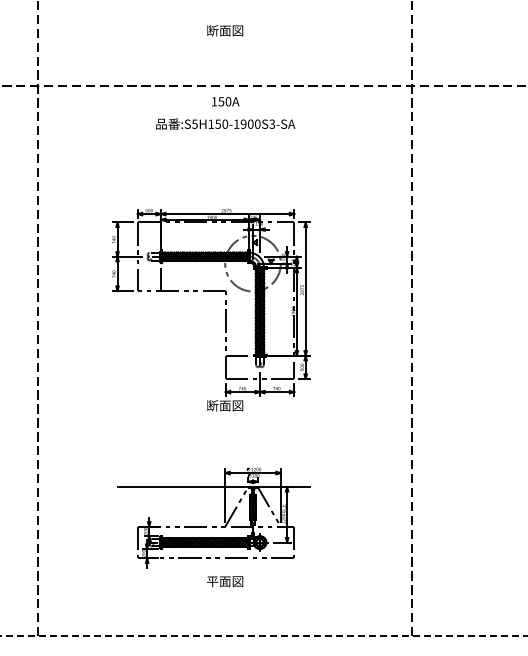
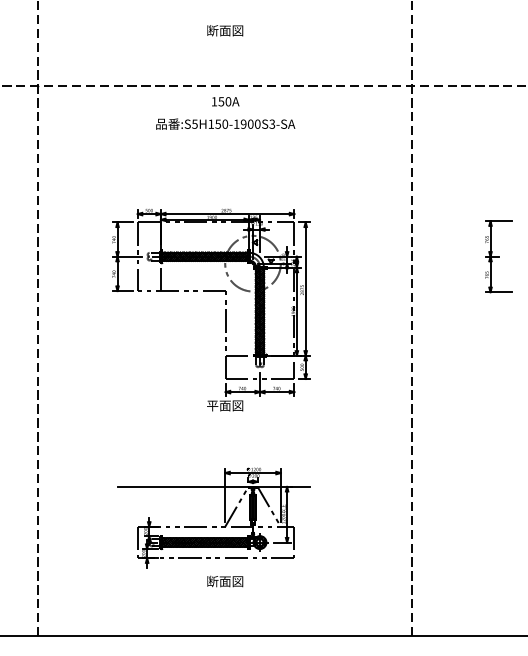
part: none -> present (498, 256)
text: 断面図 -> 平面図 (212, 405)
text: 平面図 -> 断面図 (212, 581)
line: dashed -> solid (264, 636)
